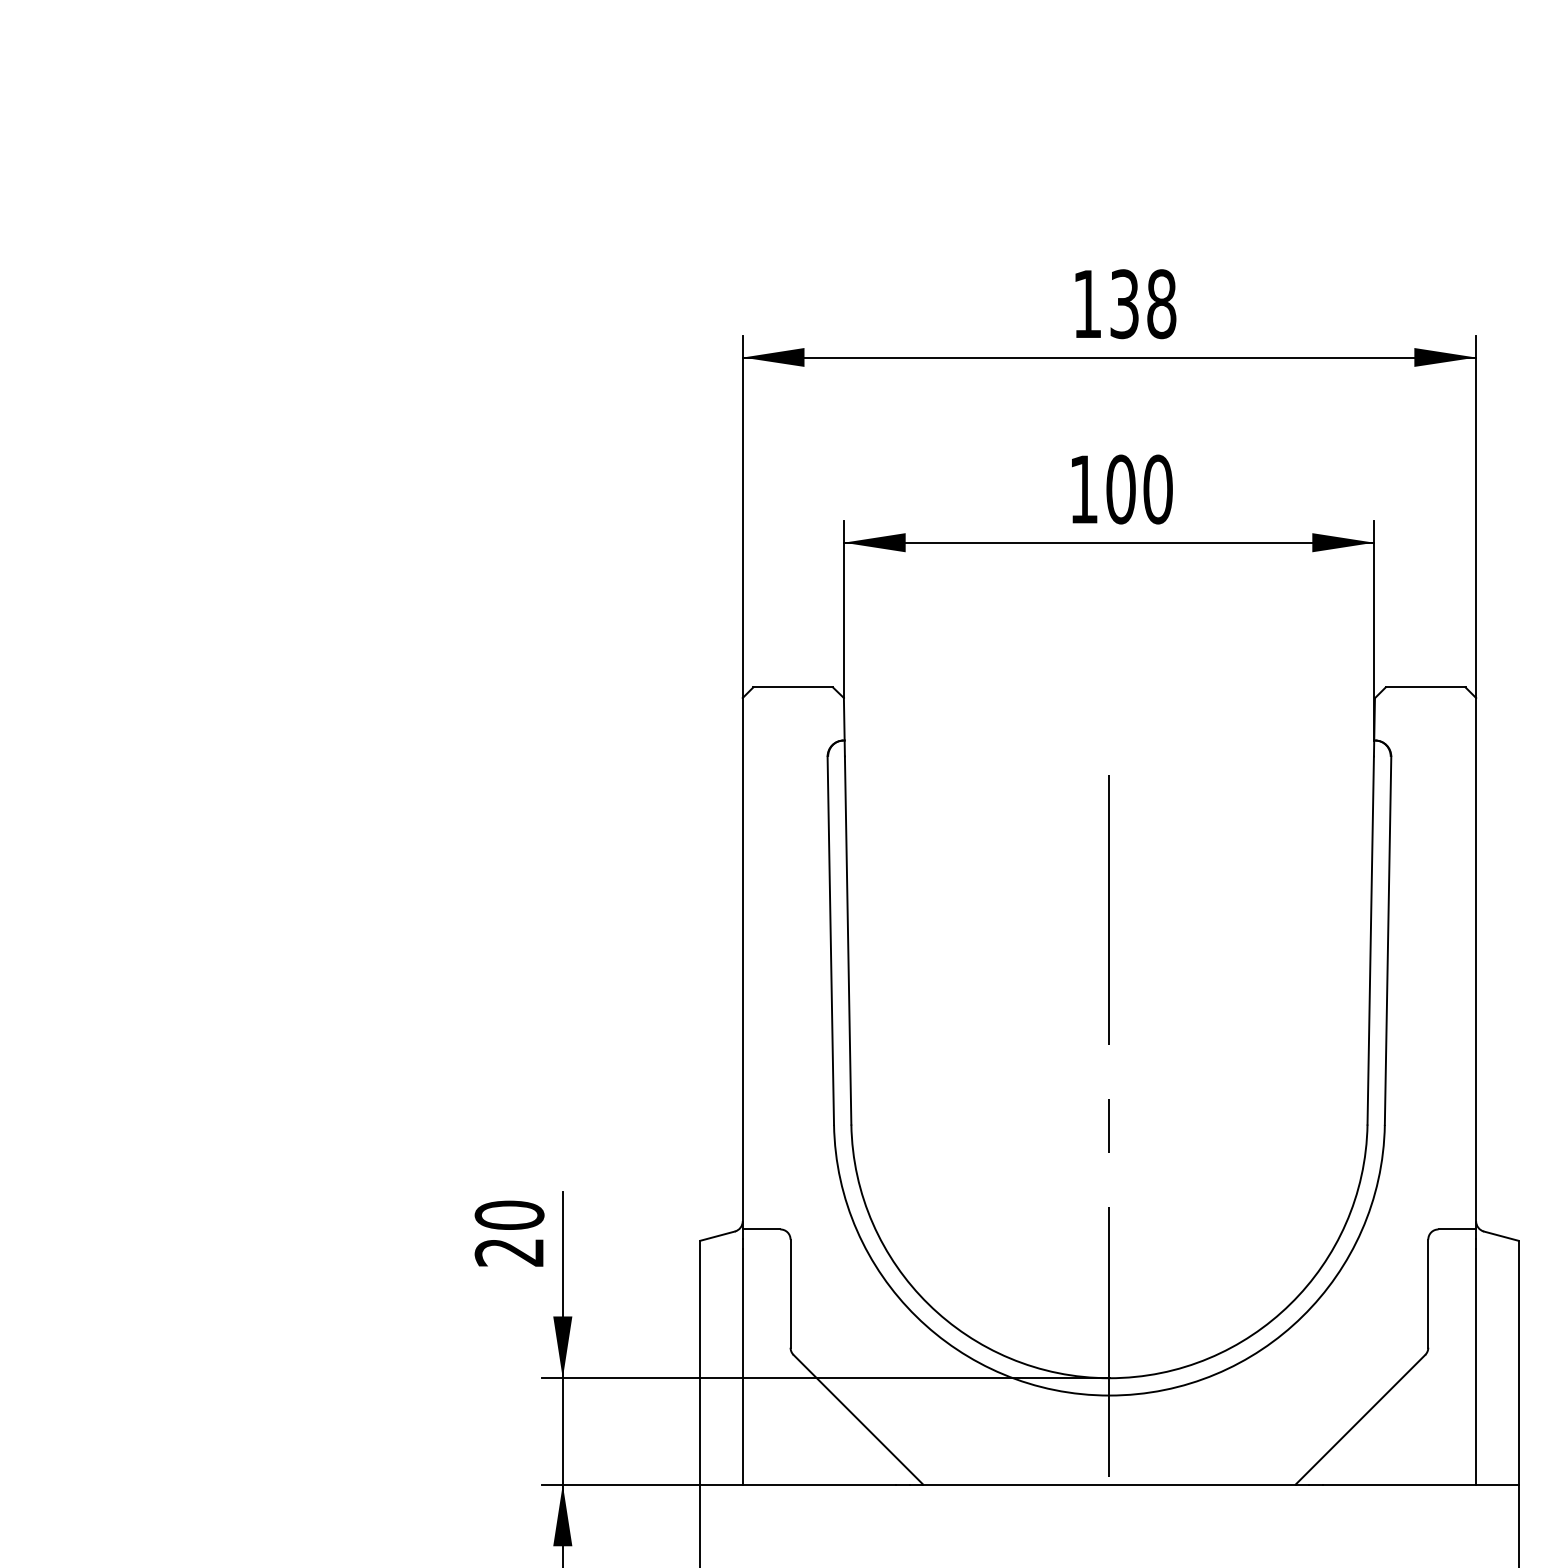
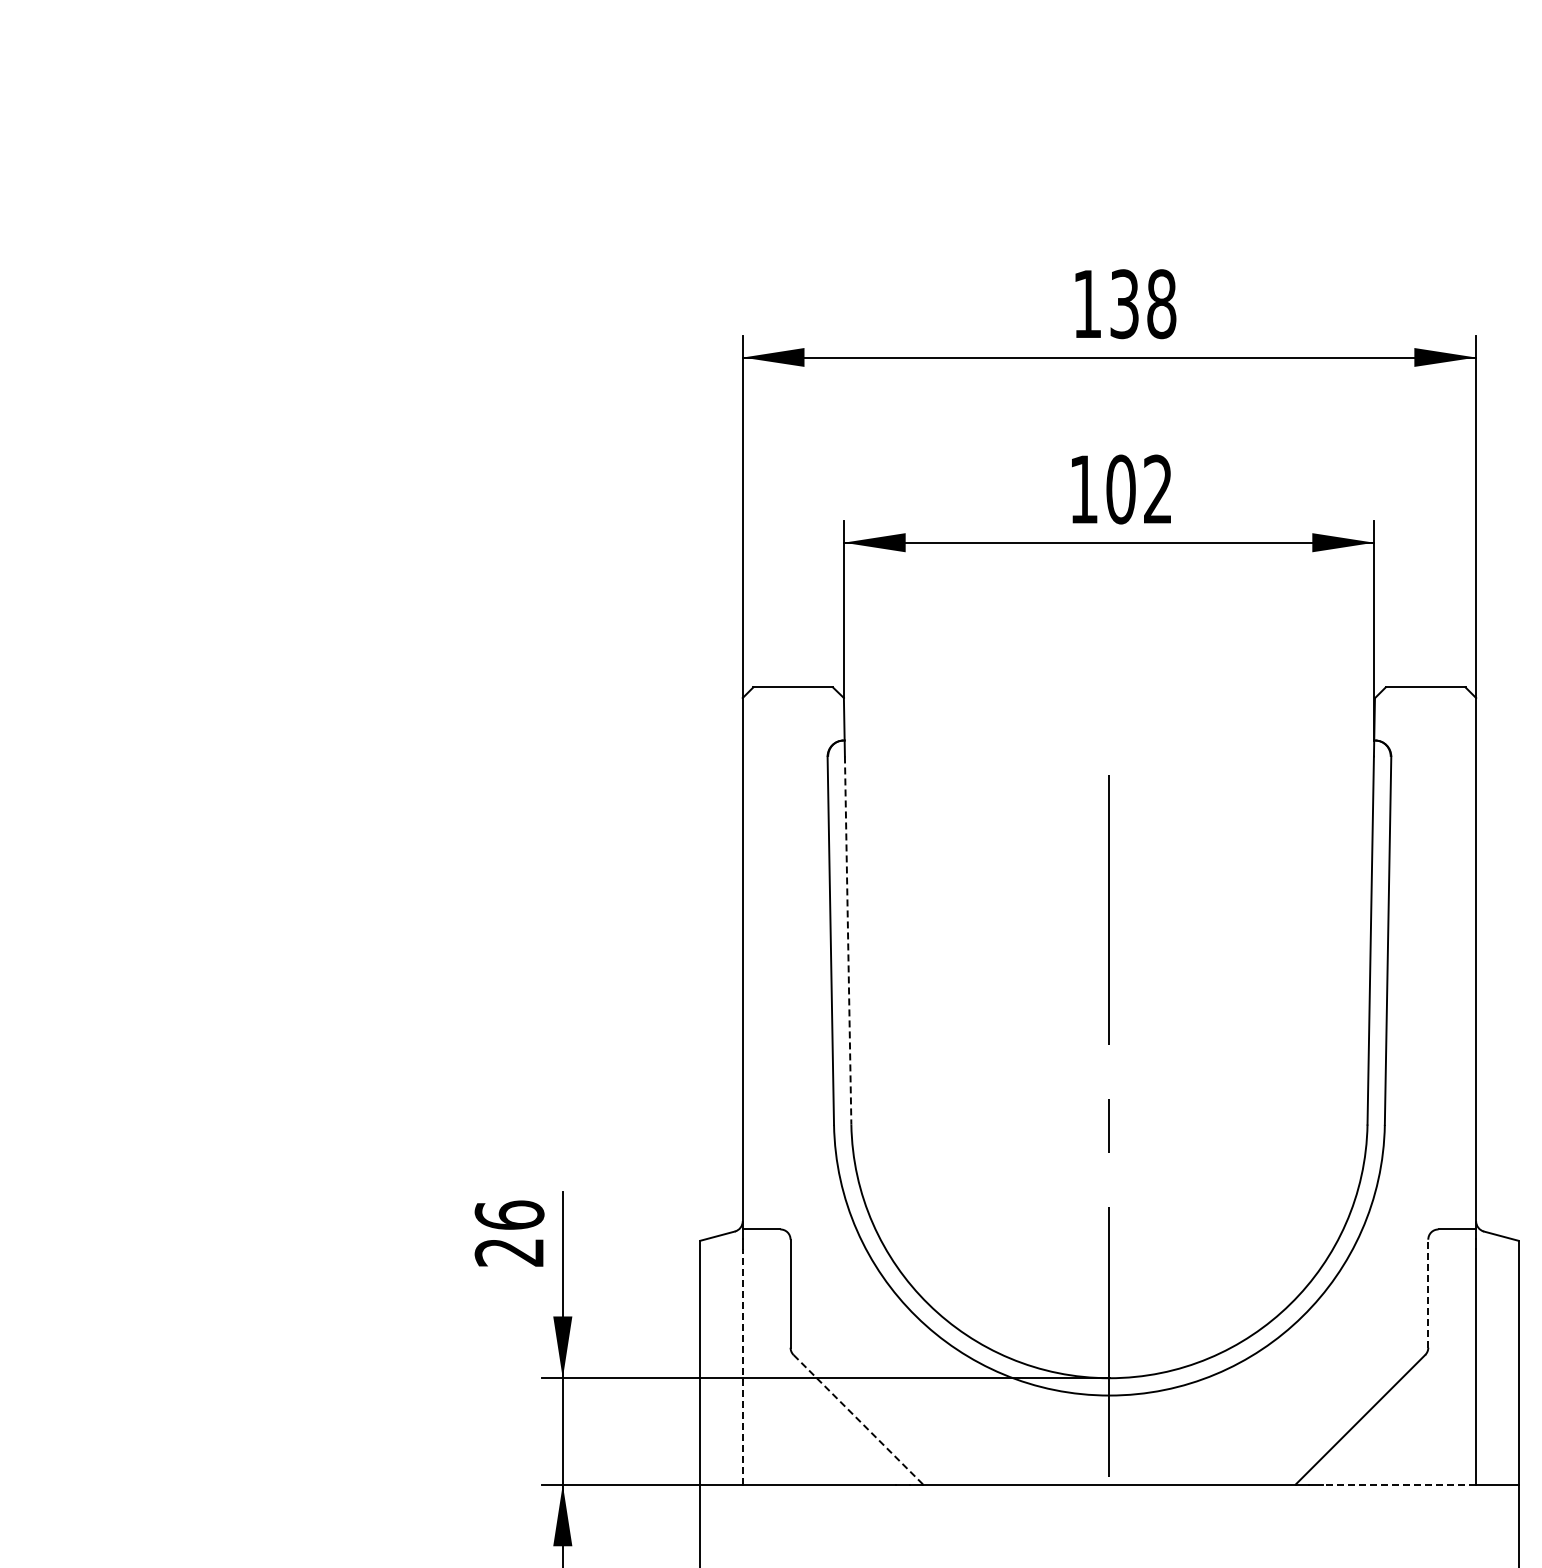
text: 100 -> 102 (1157, 489)
line: solid -> dashed (848, 941)
text: 20 -> 26 (509, 1214)
line: solid -> dashed (1428, 1293)
line: solid -> dashed (742, 1366)
line: solid -> dashed (858, 1419)
line: solid -> dashed (1399, 1484)
